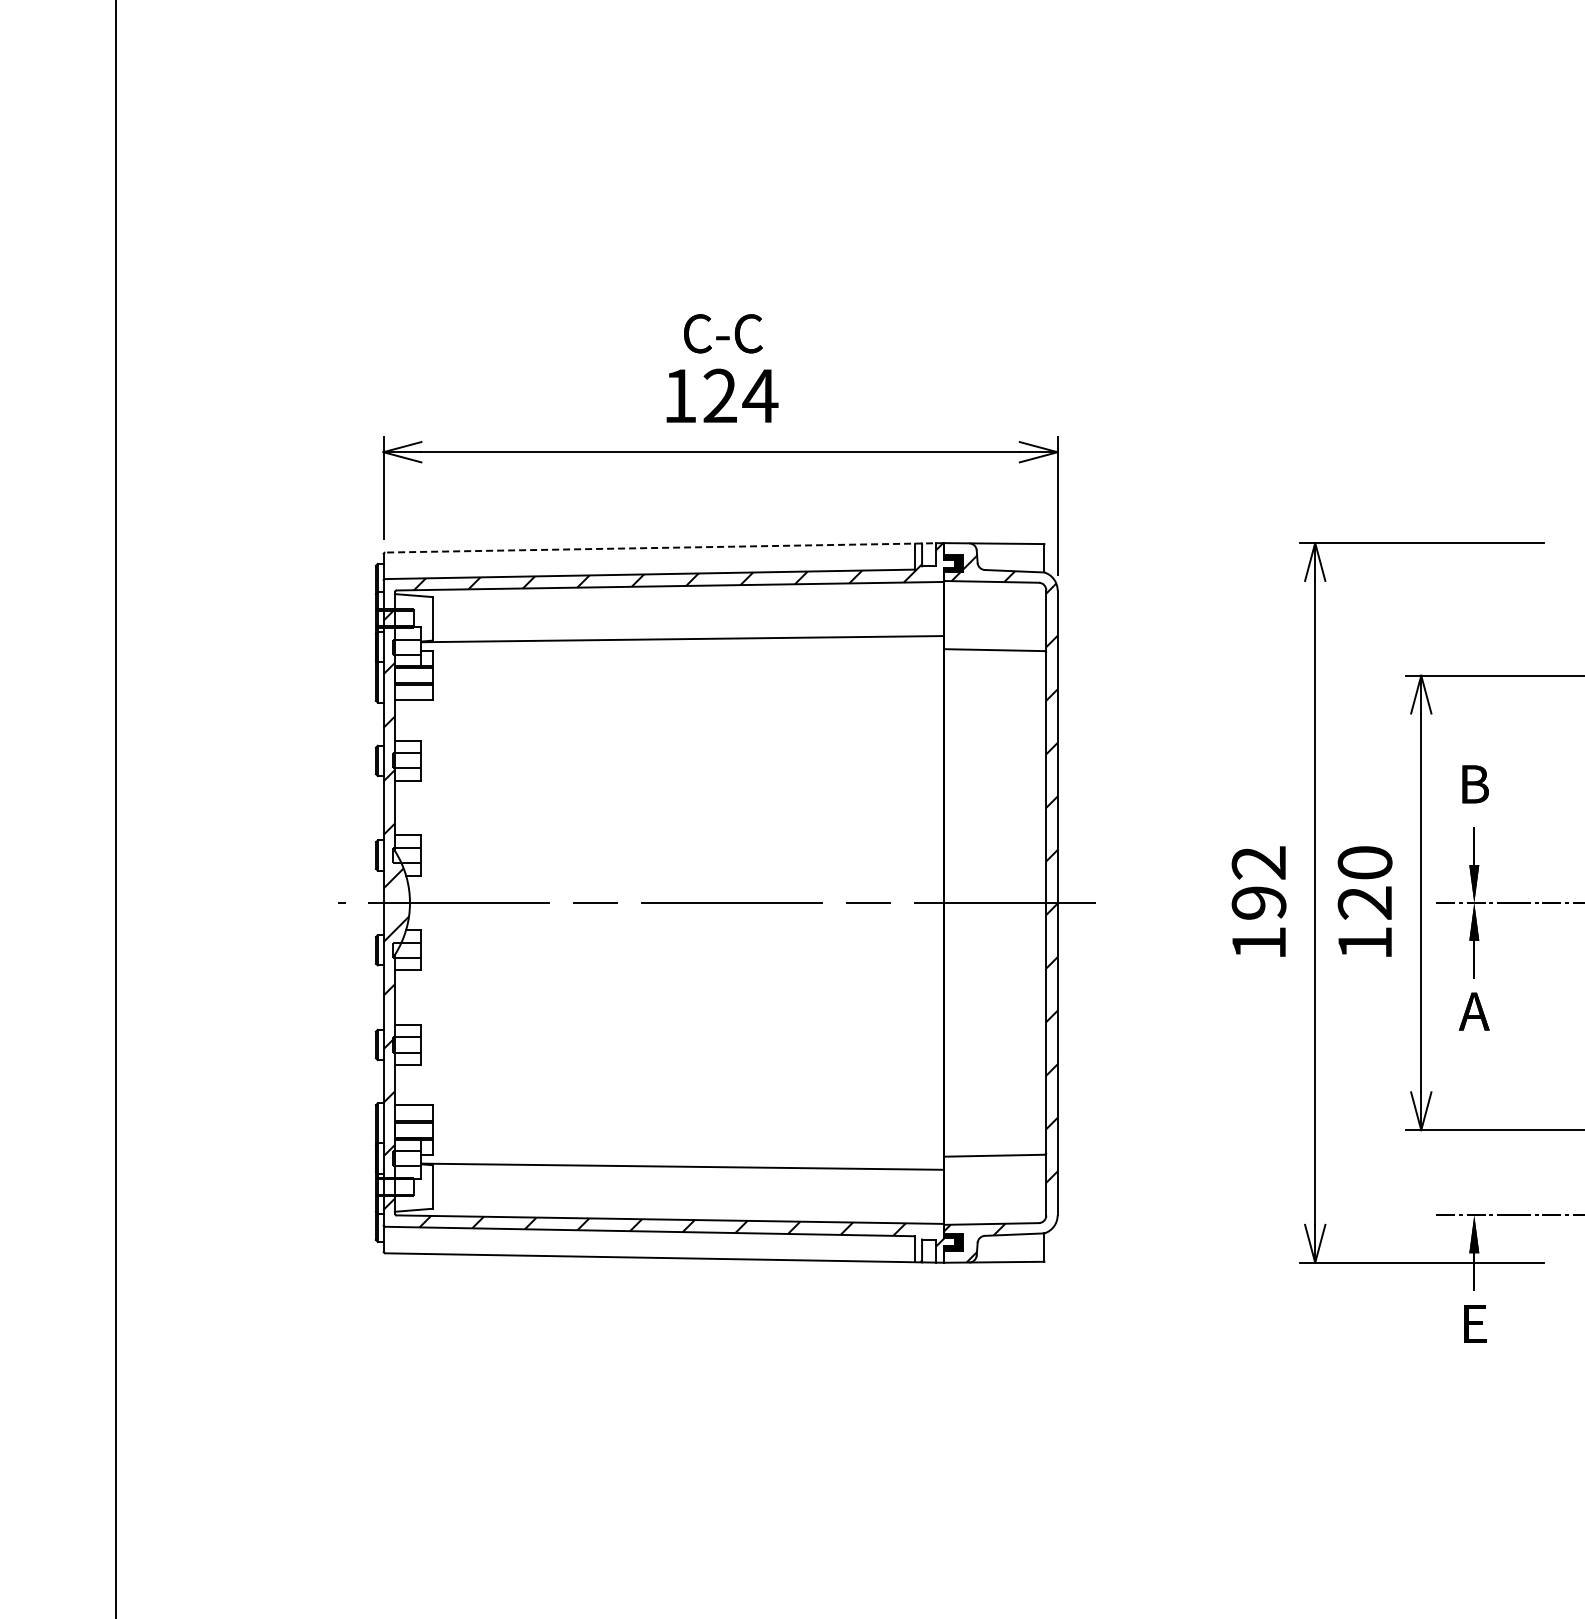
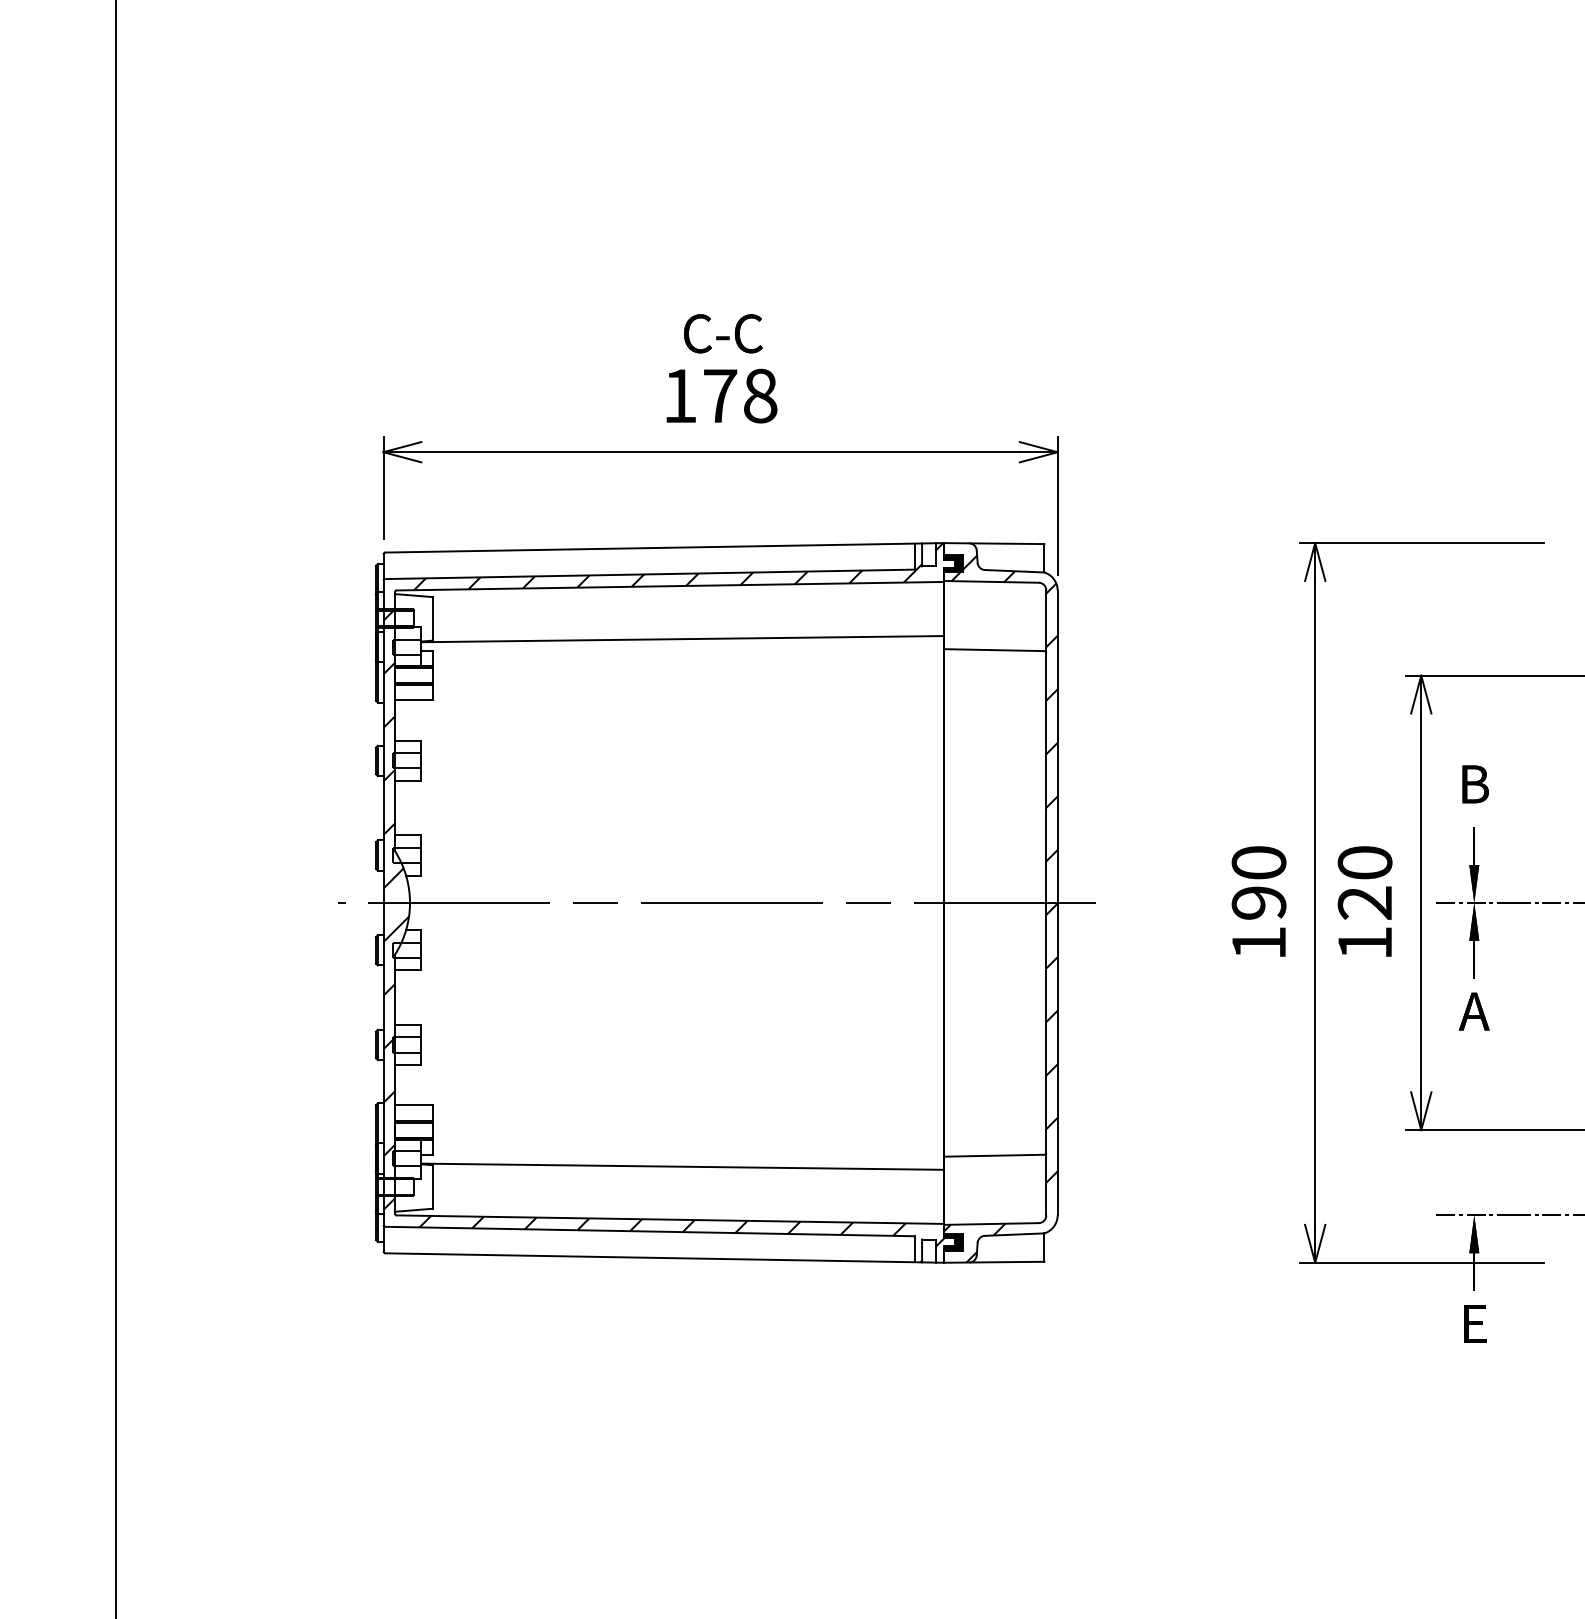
text: 124 -> 178 (740, 395)
line: dashed -> solid (664, 547)
text: 192 -> 190 (1258, 862)
